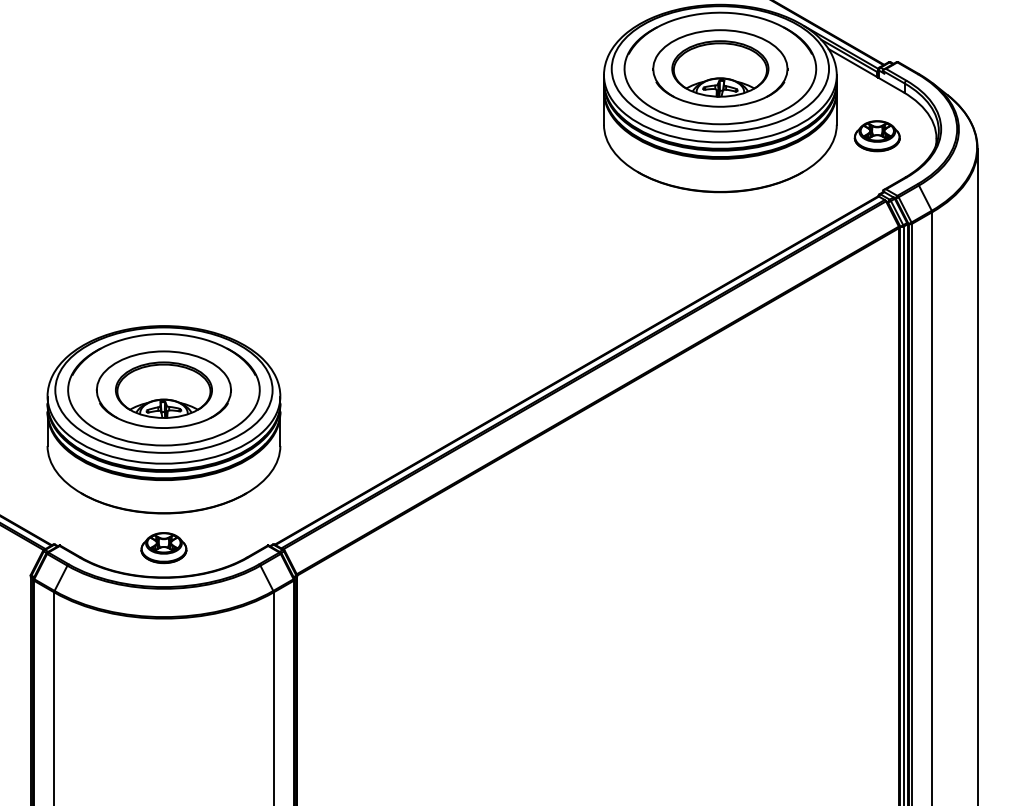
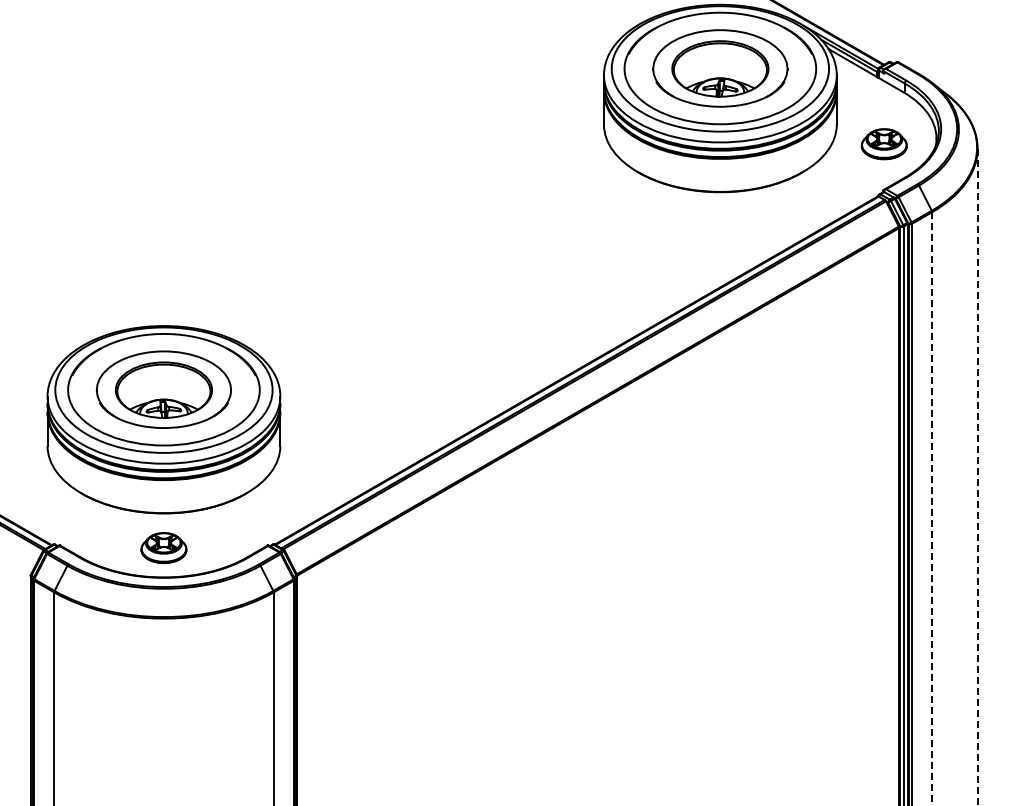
part position: (876, 136) -> (883, 144) (883, 144)
line: solid -> dashed (977, 477)
line: solid -> dashed (932, 509)
